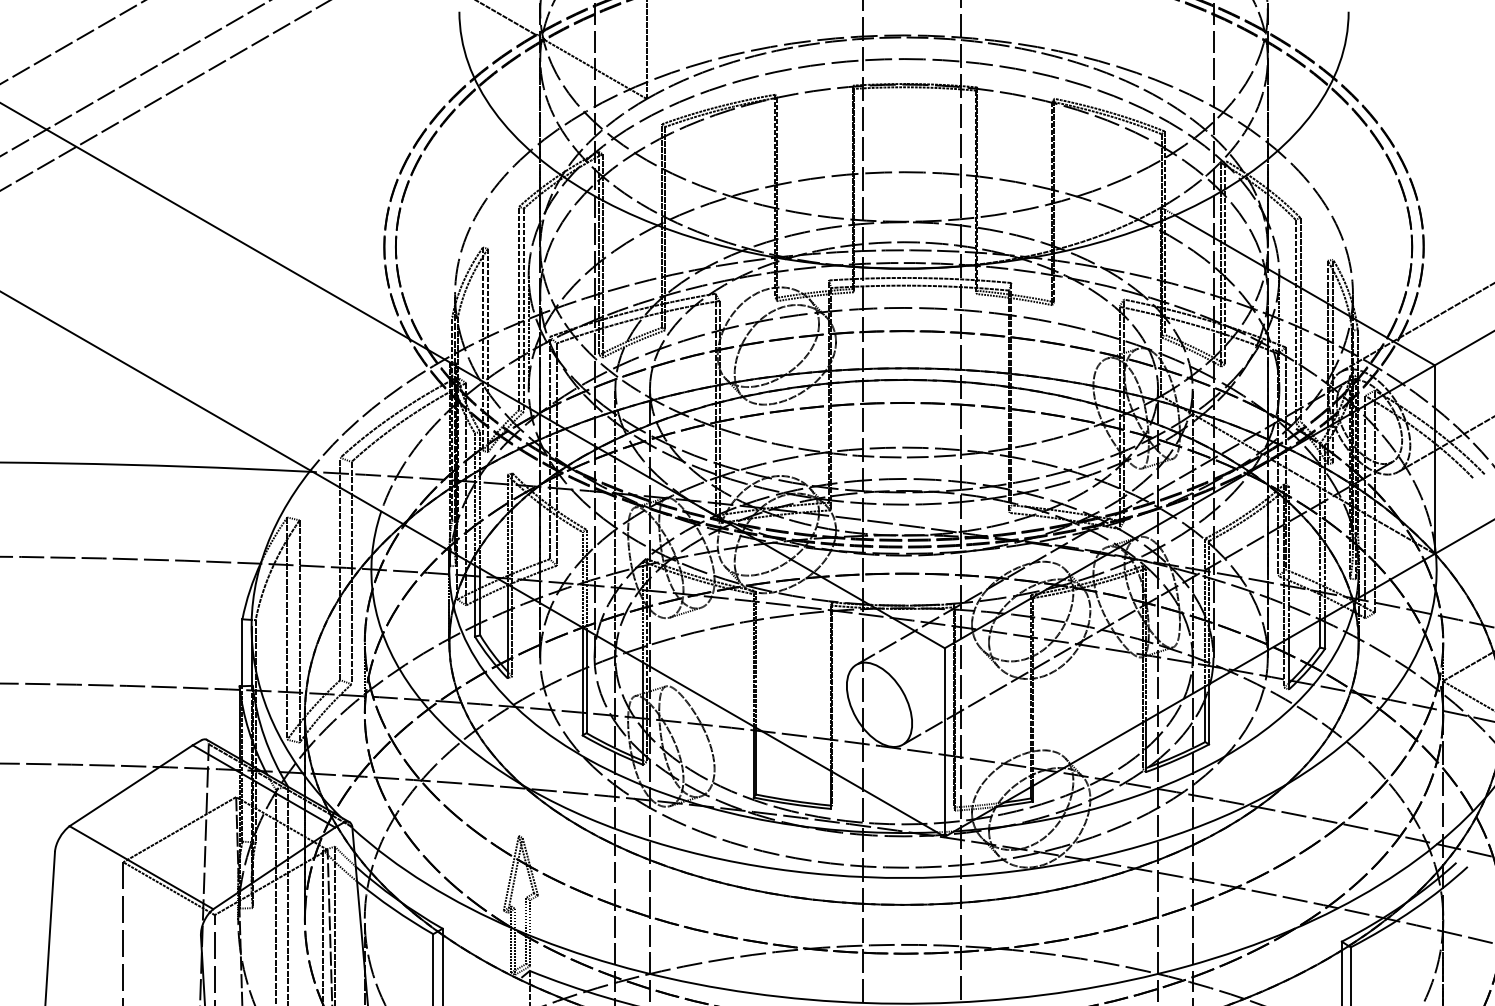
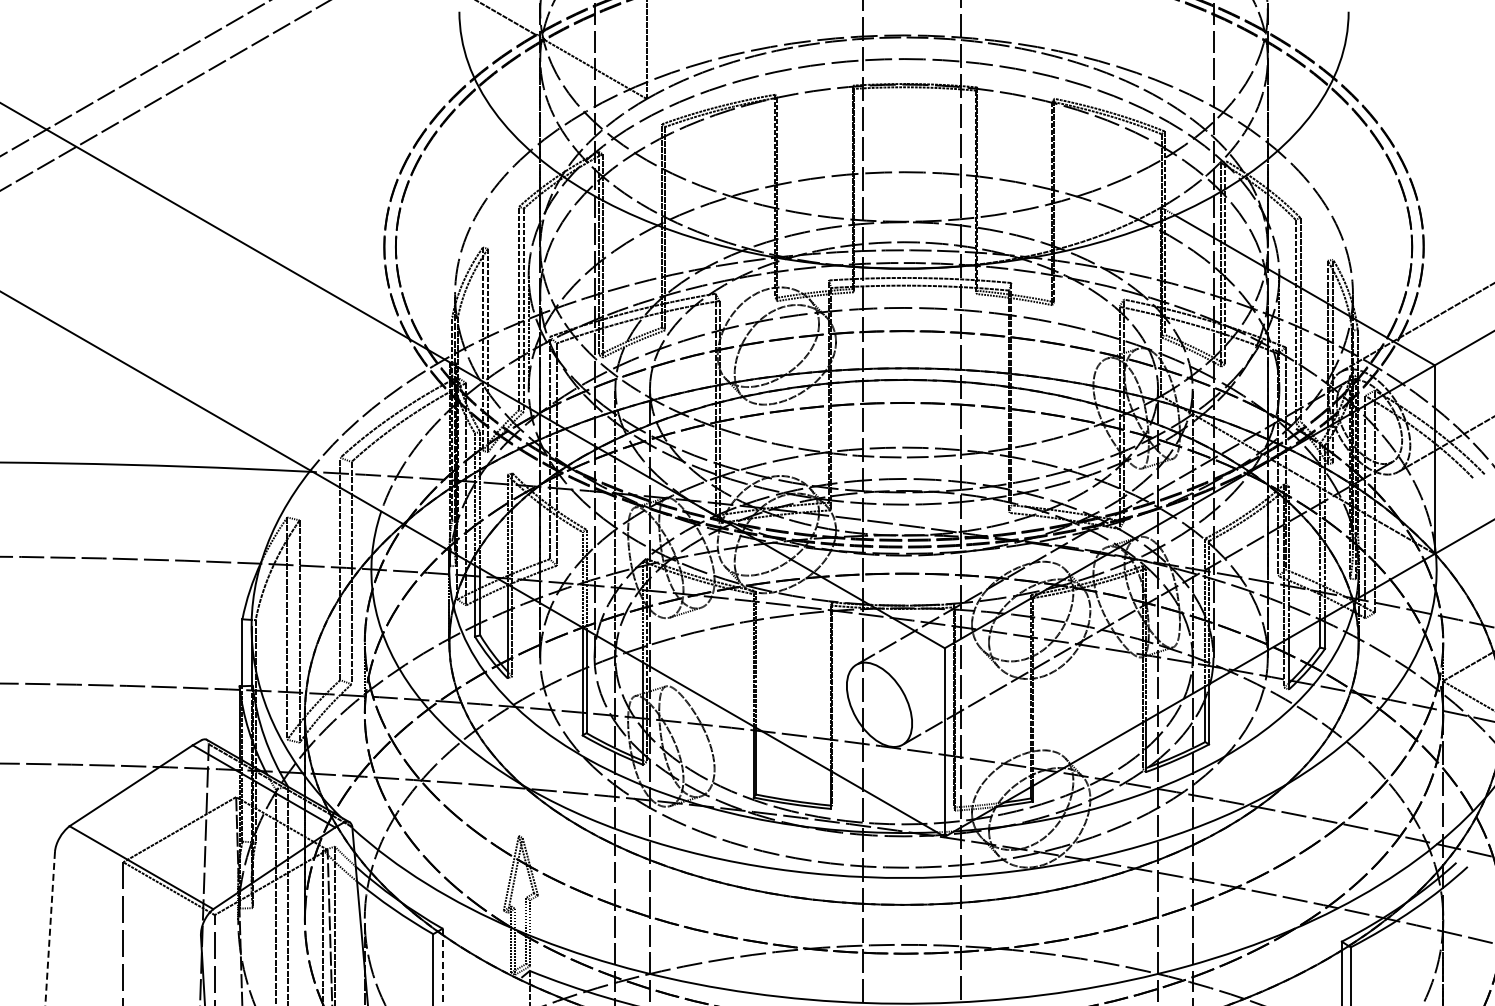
line: present -> none (72, 42)
line: solid -> dashed (50, 928)
line: solid -> dashed (442, 967)
